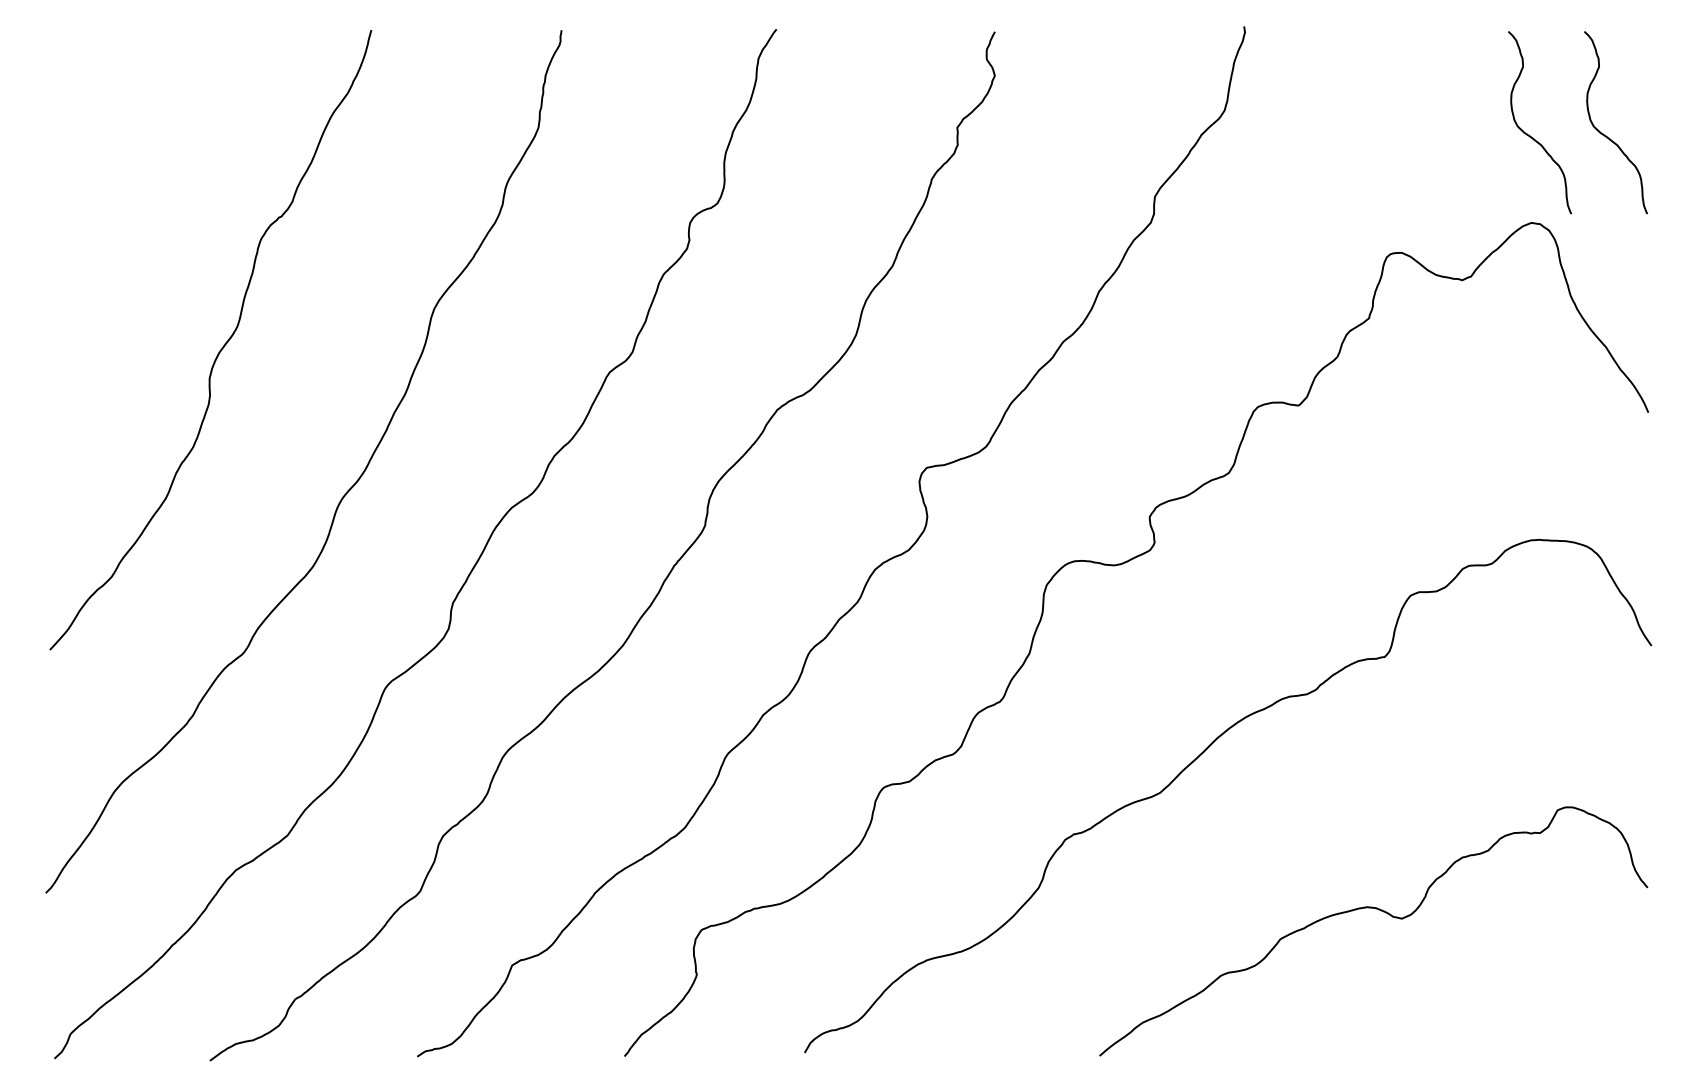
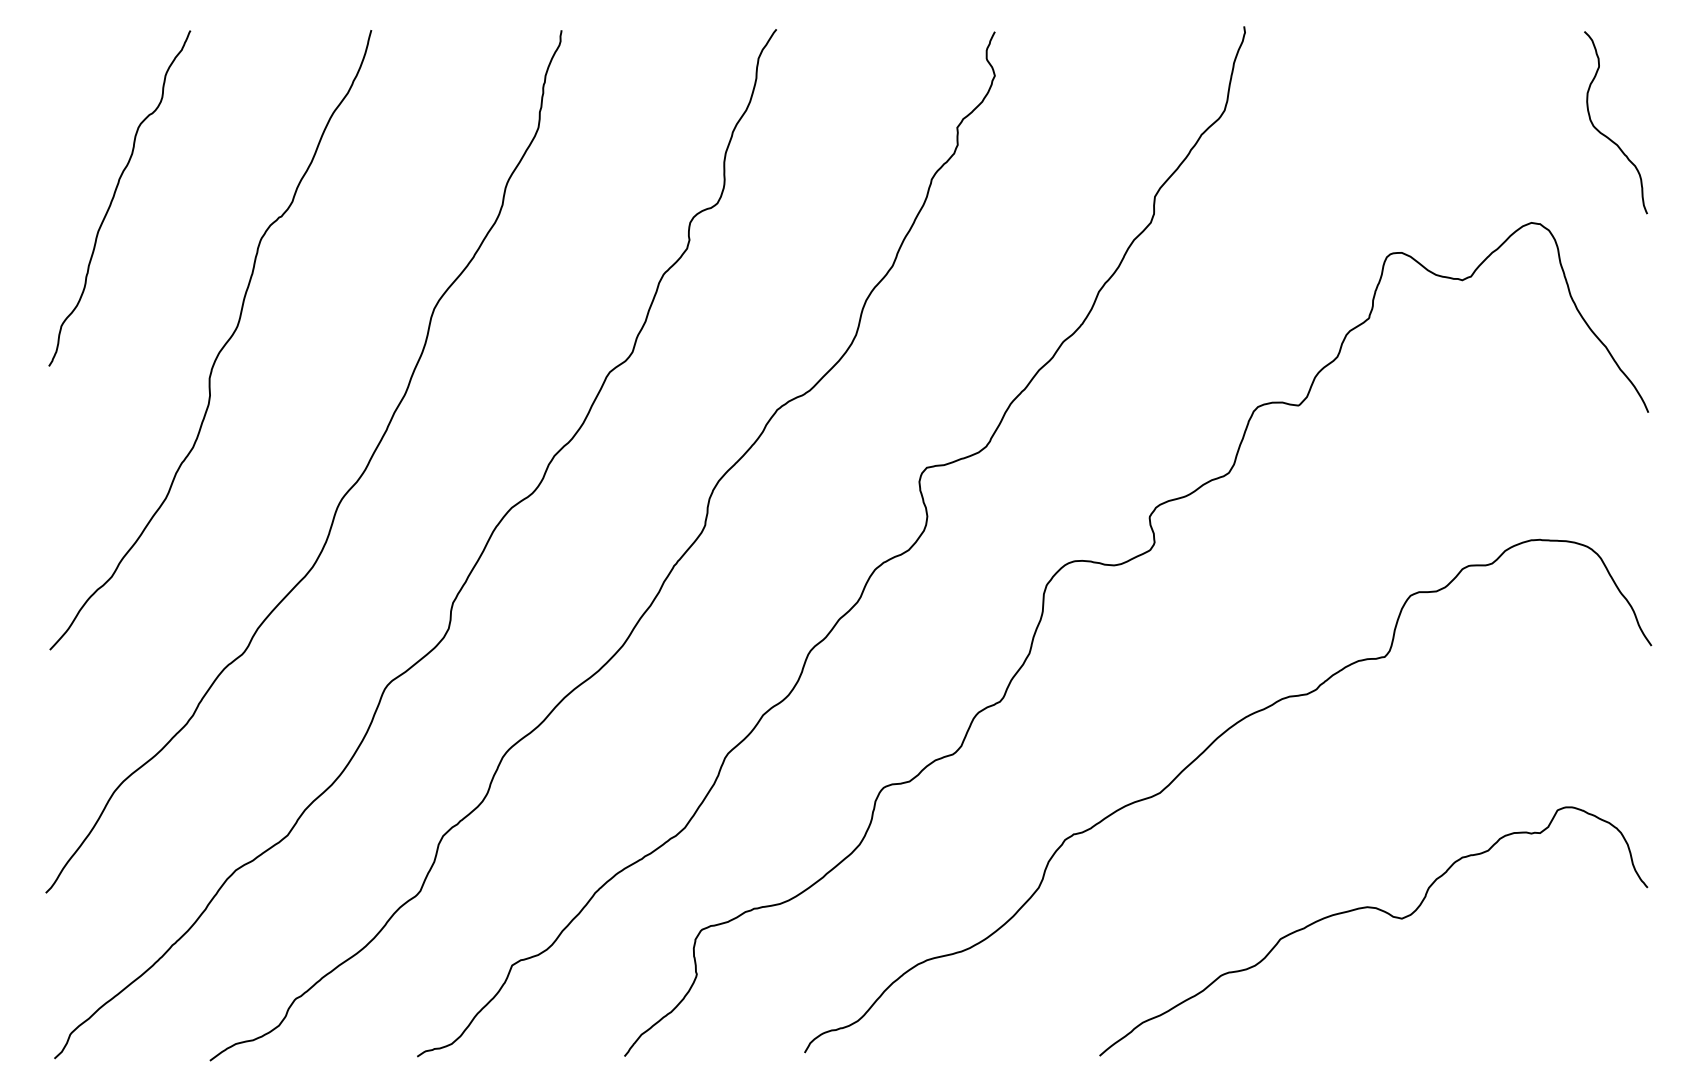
curve: present -> none (1530, 135)
curve: none -> present (114, 197)
